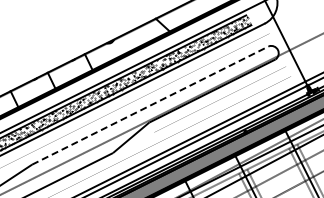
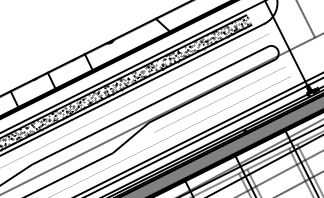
line: none -> present (306, 19)
line: dashed -> solid (151, 105)
